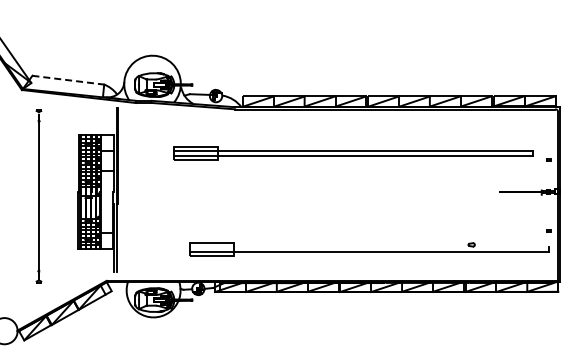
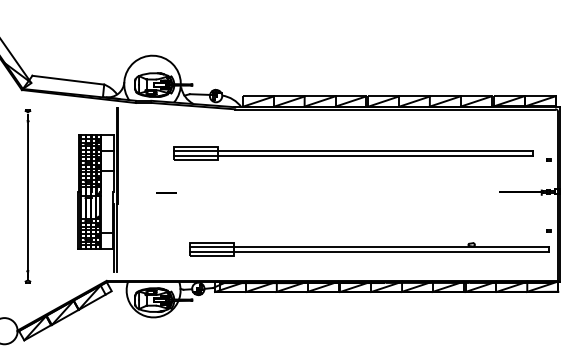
line: dashed -> solid (68, 80)
line: none -> present (166, 192)
part position: (38, 196) -> (27, 196) (27, 196)
line: none -> present (369, 247)
